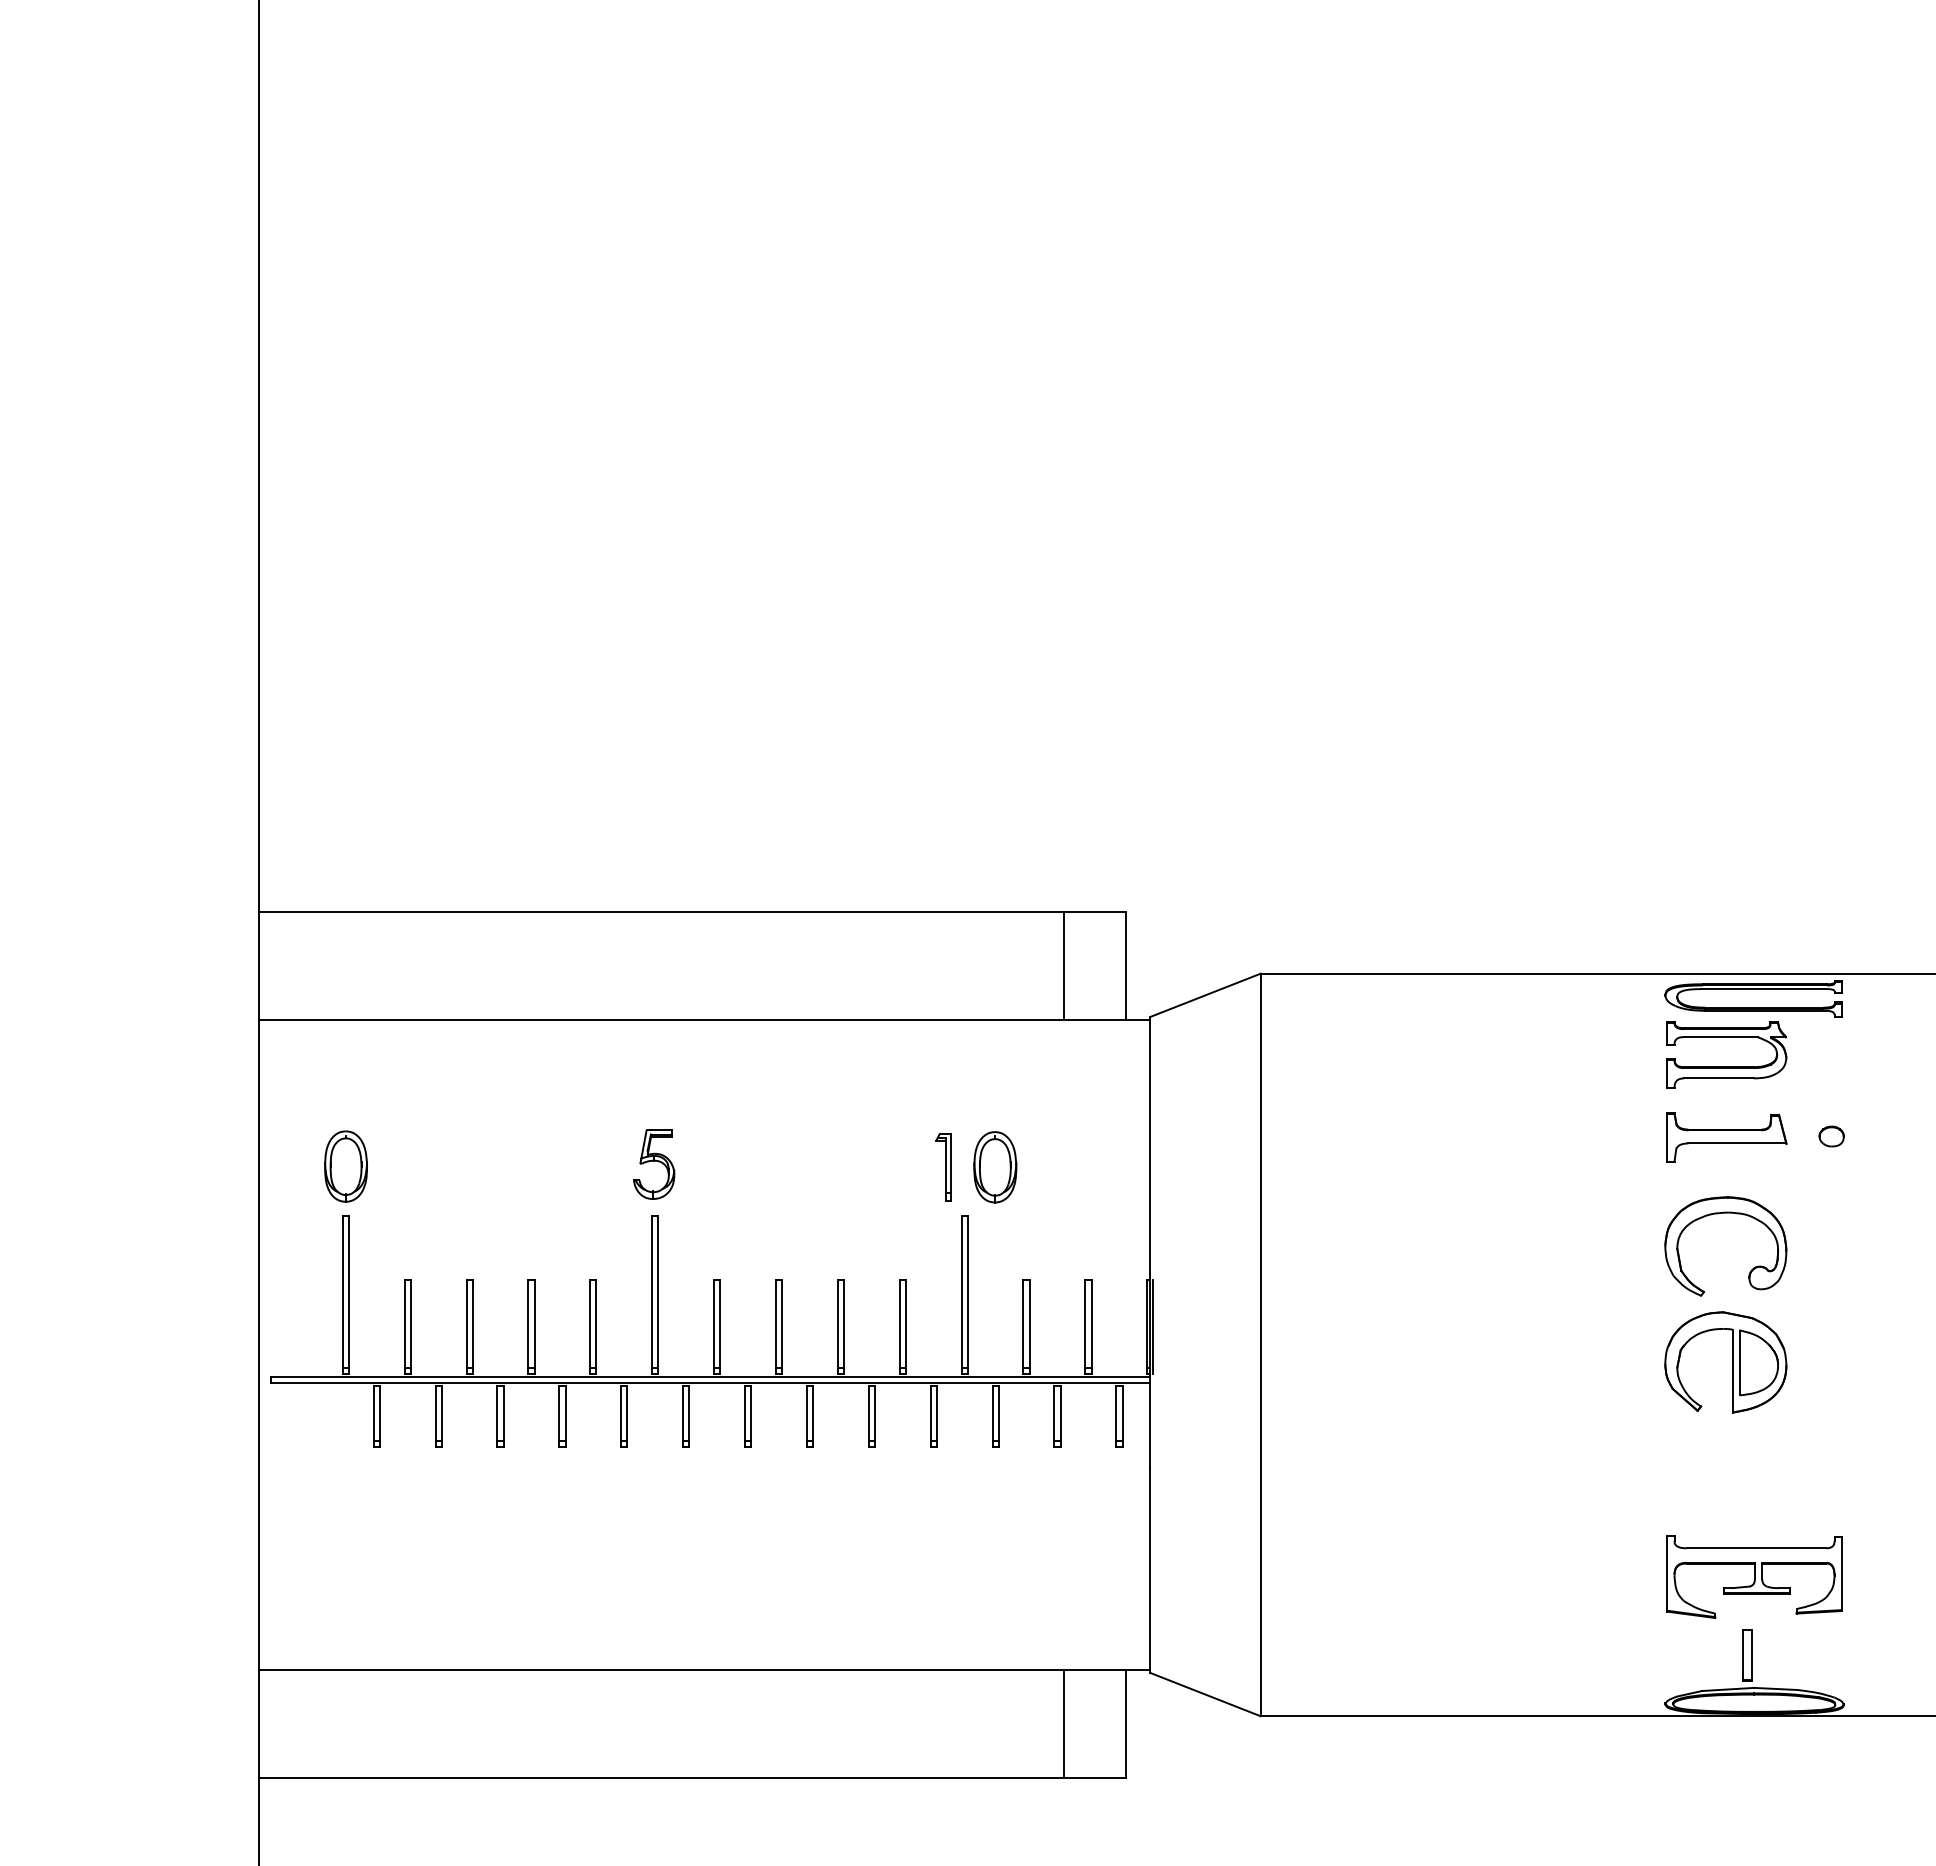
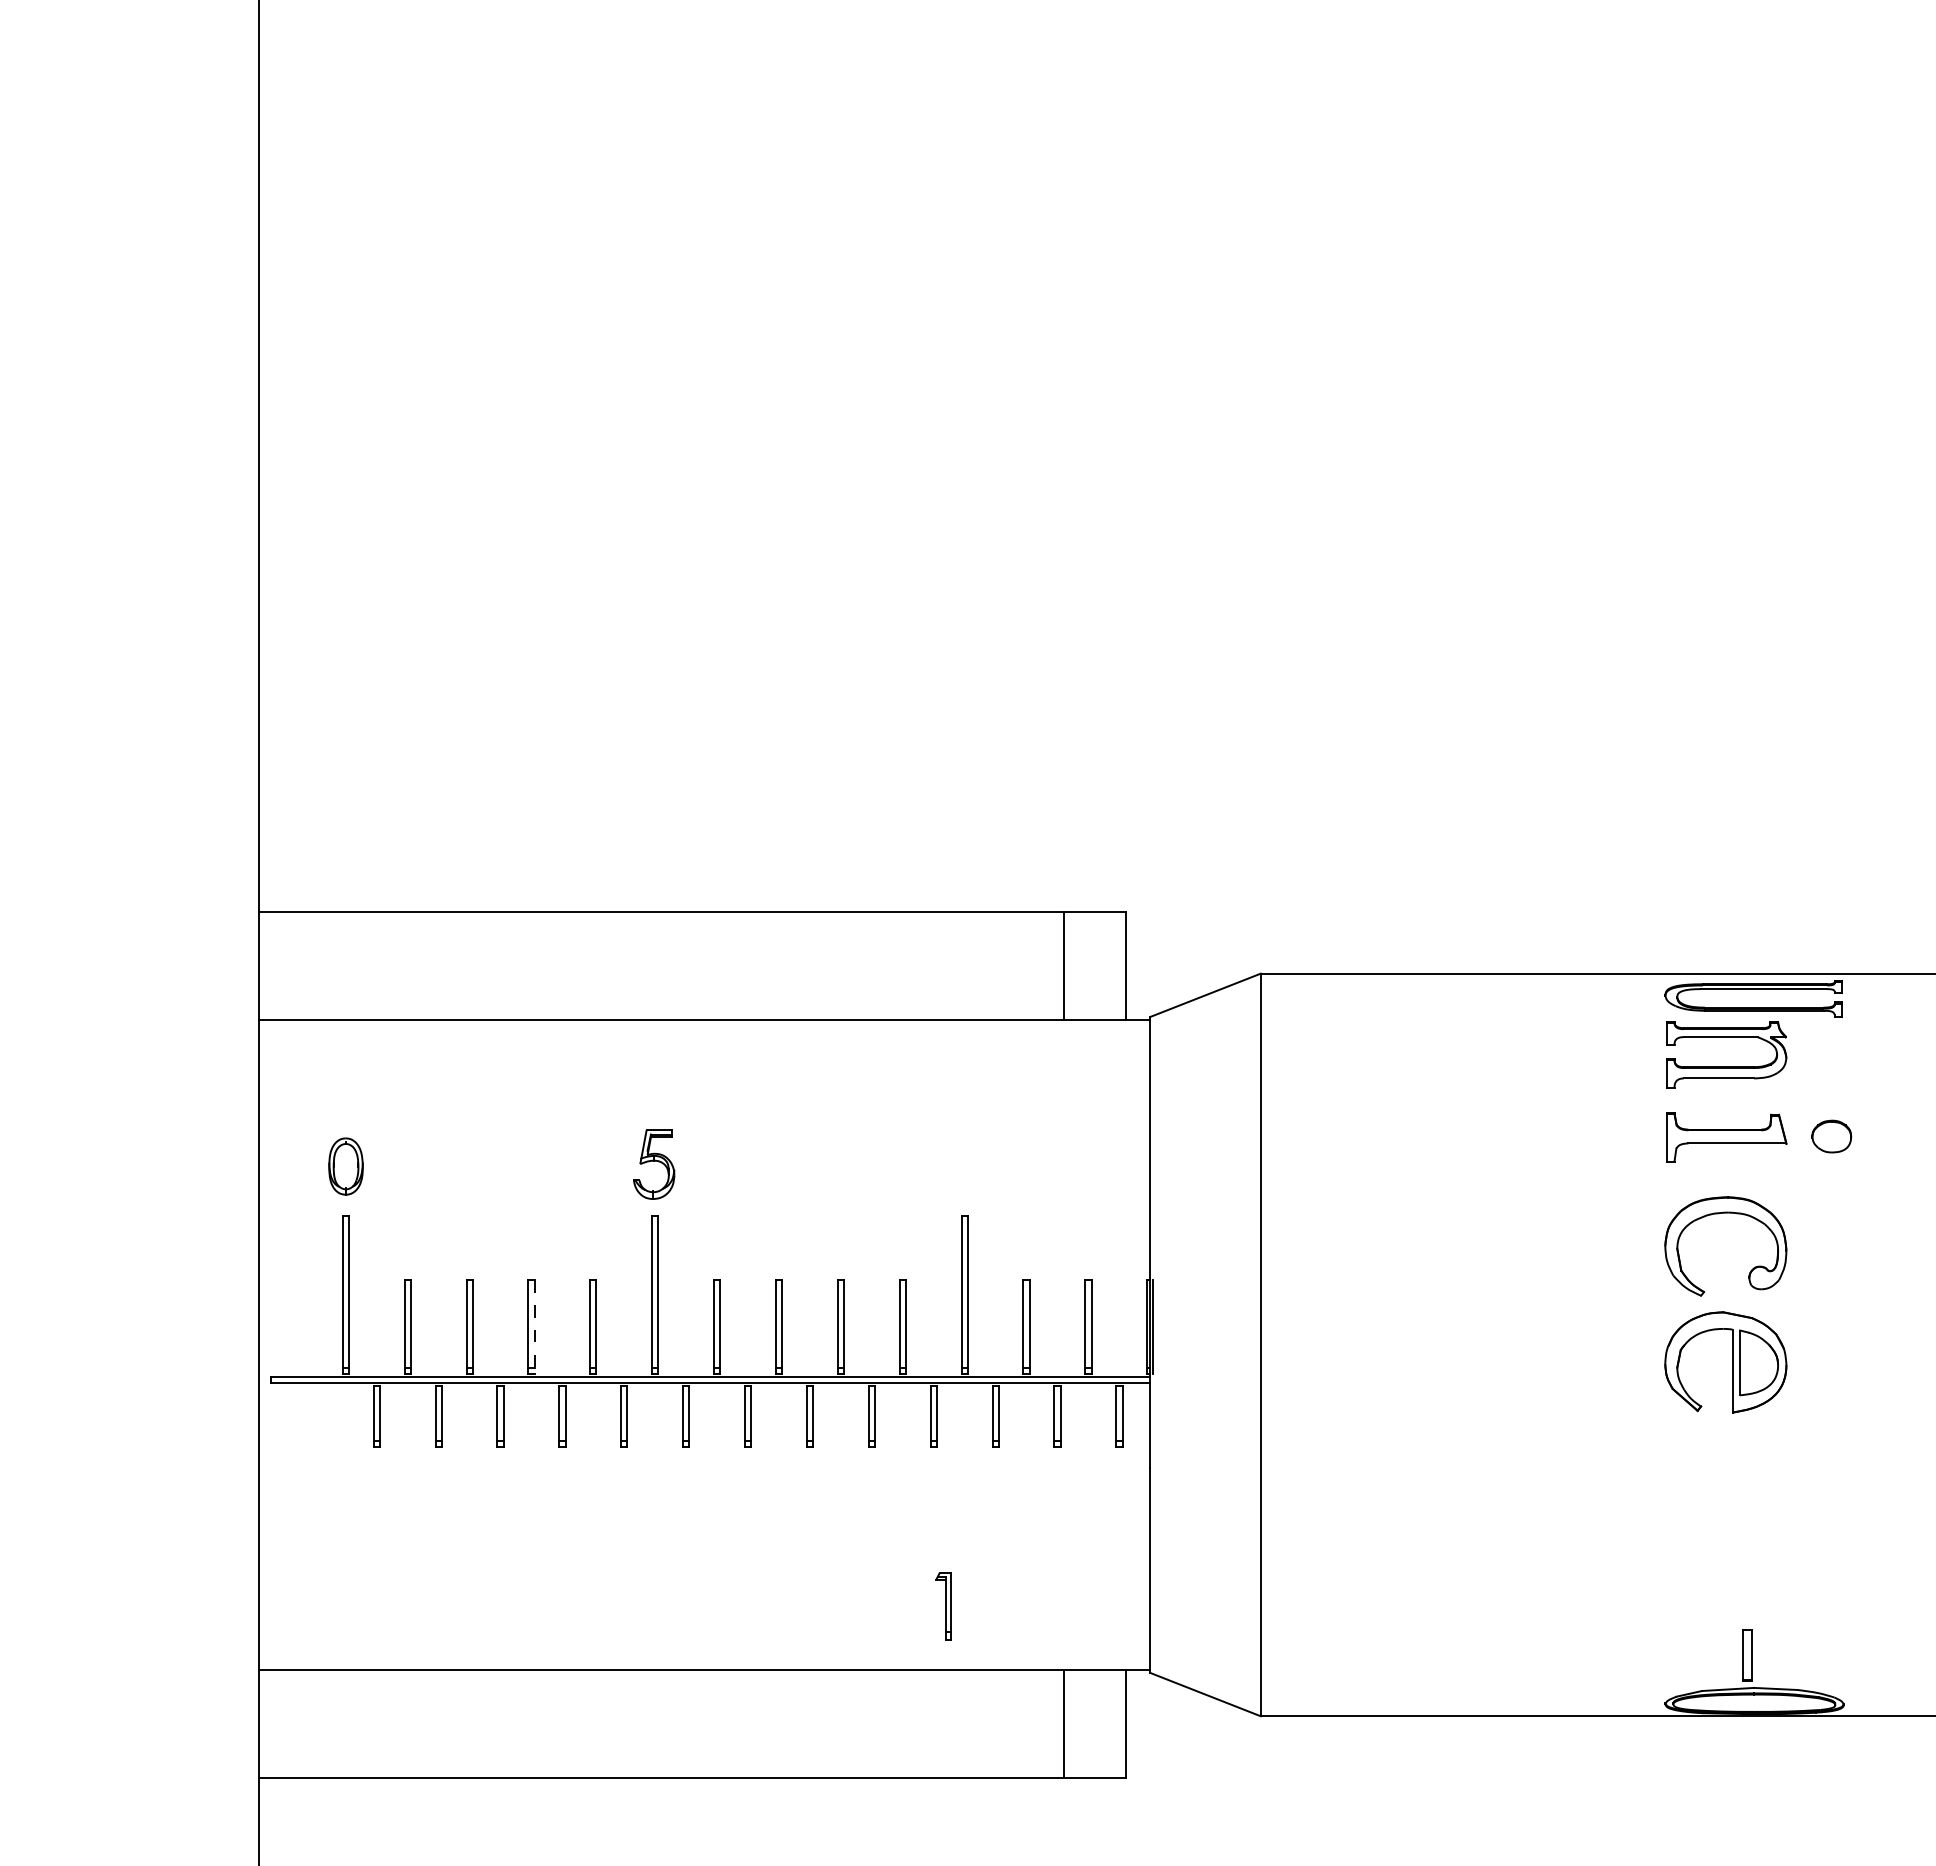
part size: 27x23 px -> 42x35 px (1831, 1136)
part size: 44x73 px -> 36x59 px (345, 1166)
part position: (943, 1167) -> (943, 1606) (943, 1606)
part: present -> none (995, 1167)
line: solid -> dashed (534, 1327)
part: present -> none (1754, 1576)
